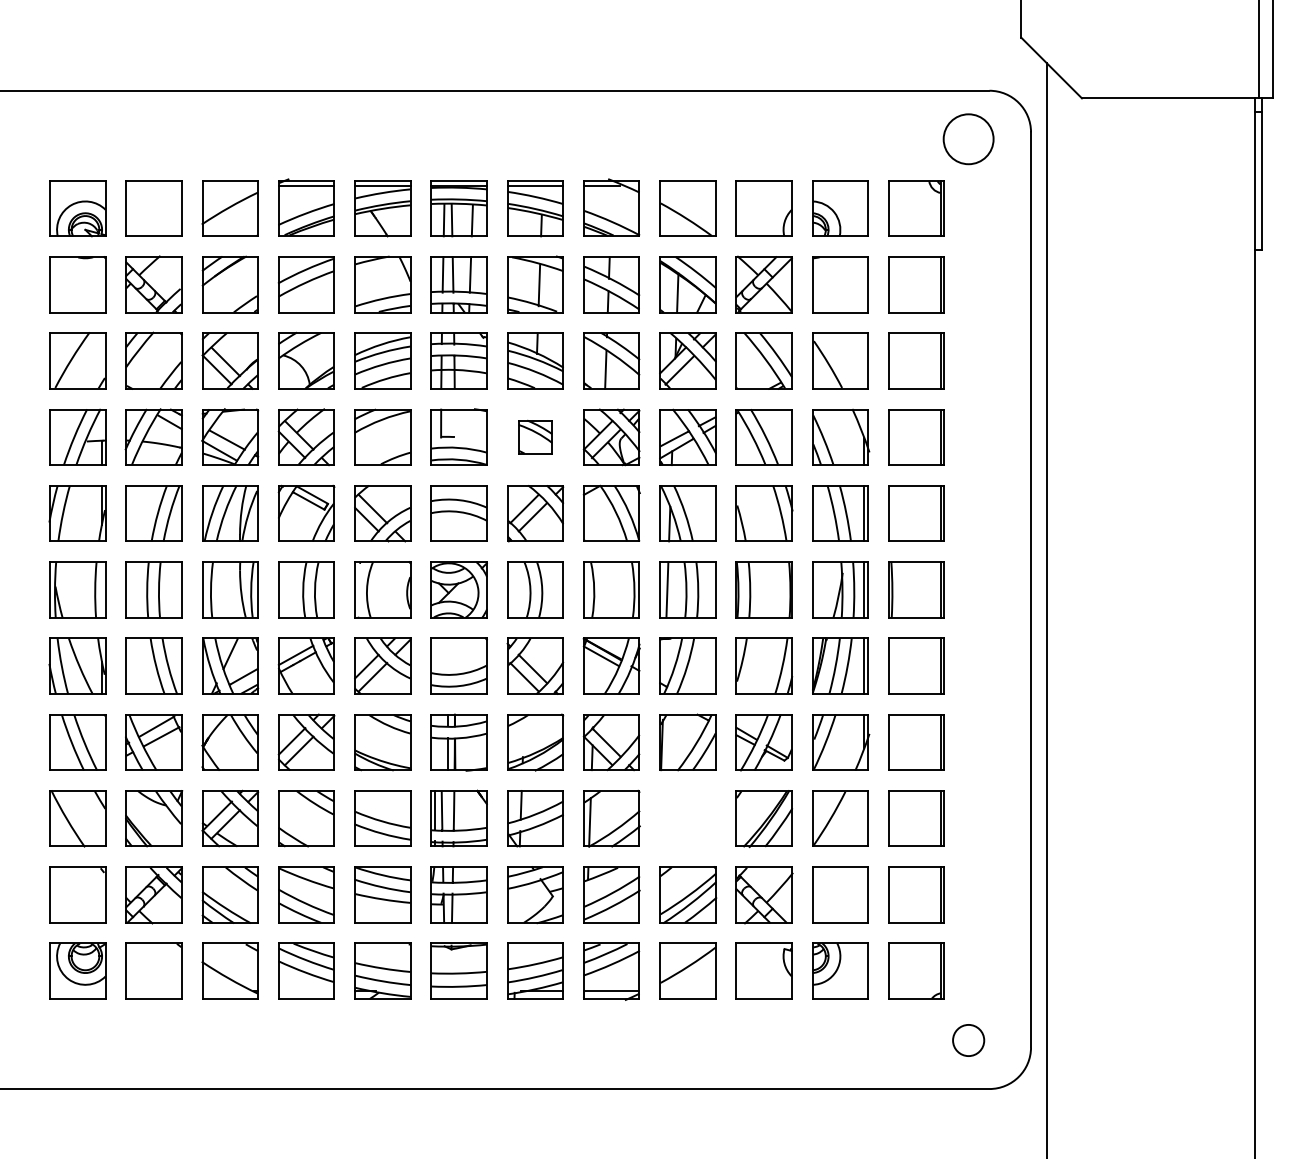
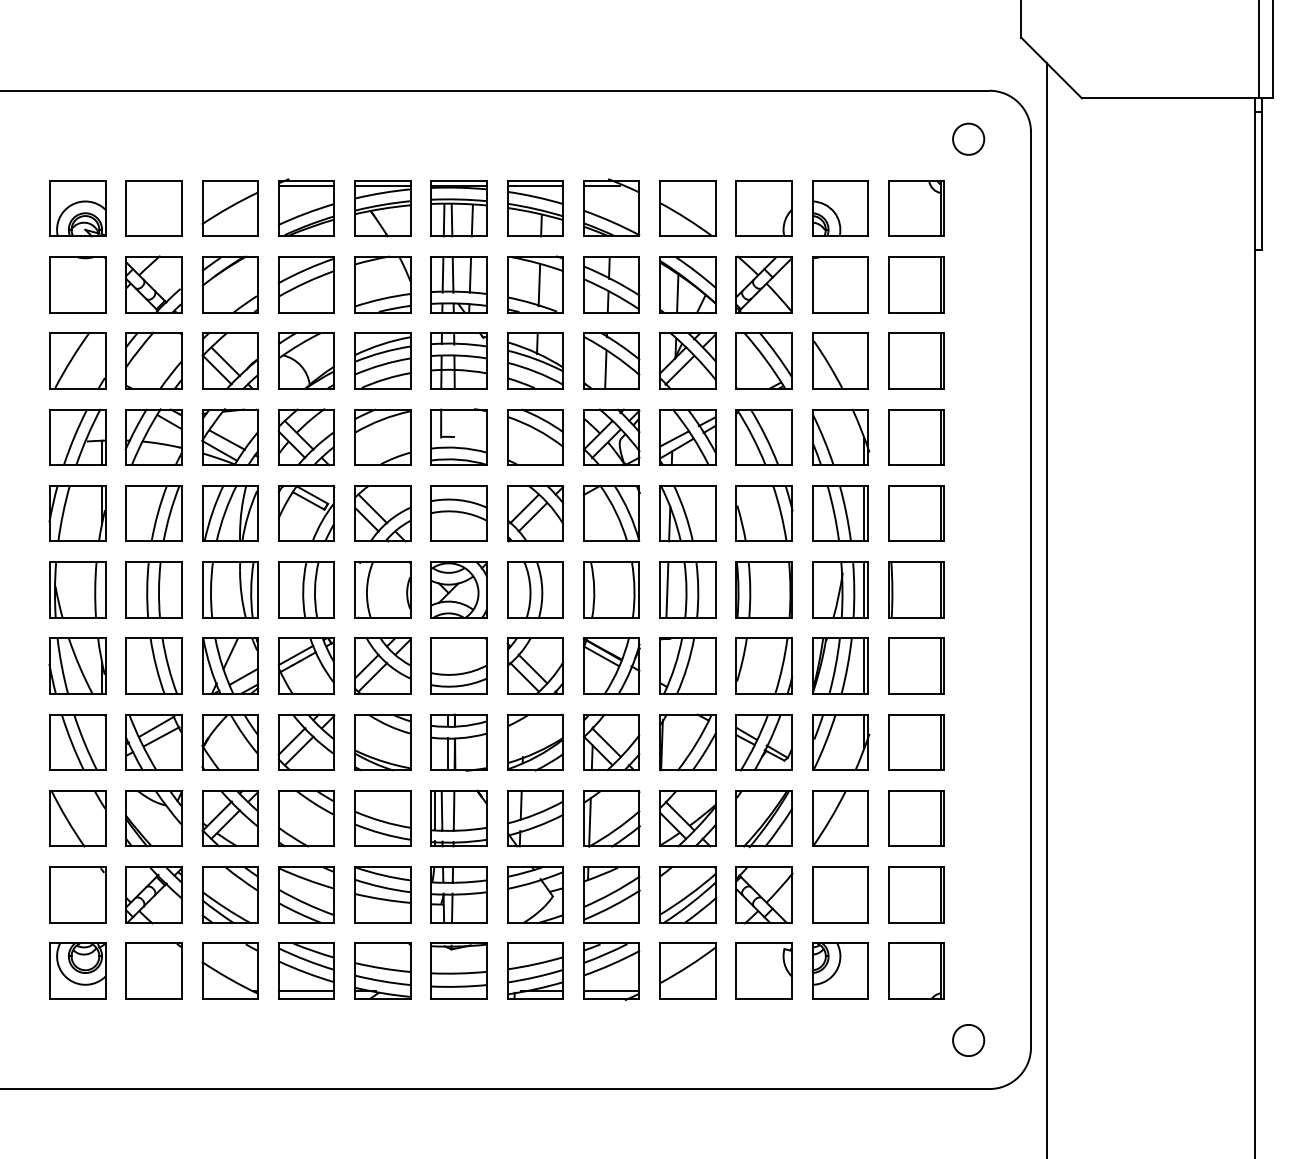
circle diameter: 50 px -> 31 px (968, 138)
part size: 35x36 px -> 57x58 px (535, 436)
part: none -> present (687, 818)
line: none -> present (306, 991)
